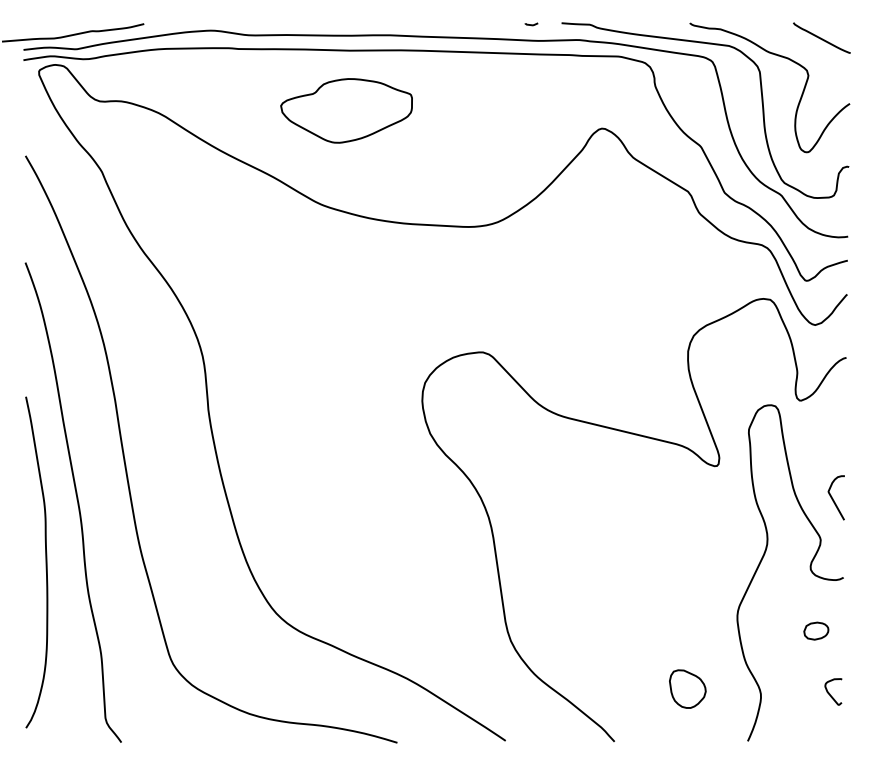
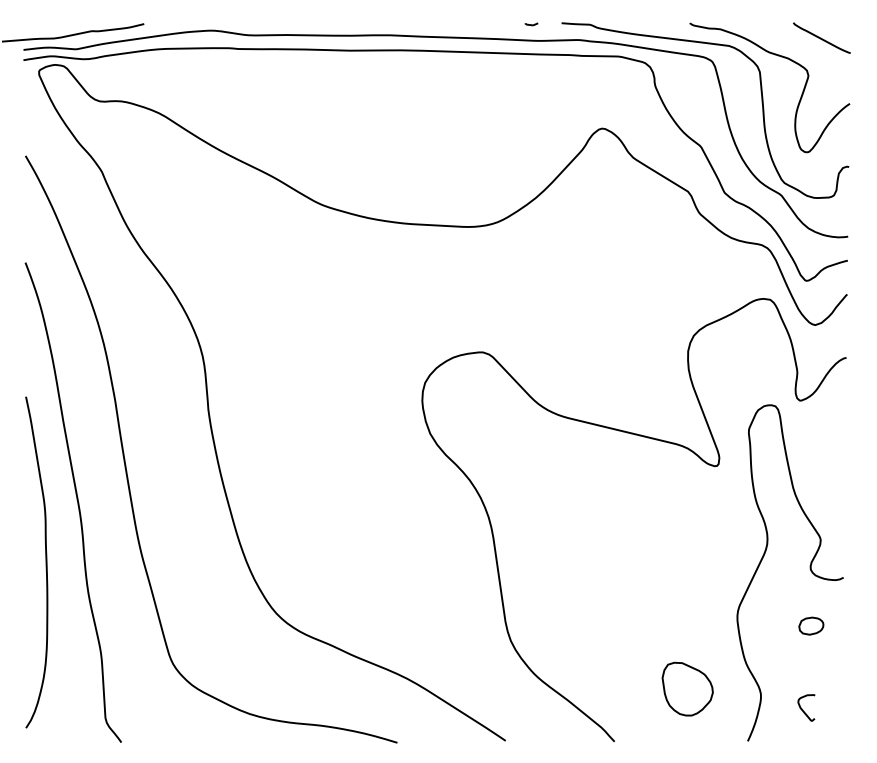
part: present -> none (346, 110)
curve: present -> none (833, 498)
part position: (816, 630) -> (811, 625) (811, 625)
part size: 38x40 px -> 53x56 px (687, 688)
curve position: (830, 693) -> (803, 709) (803, 709)
